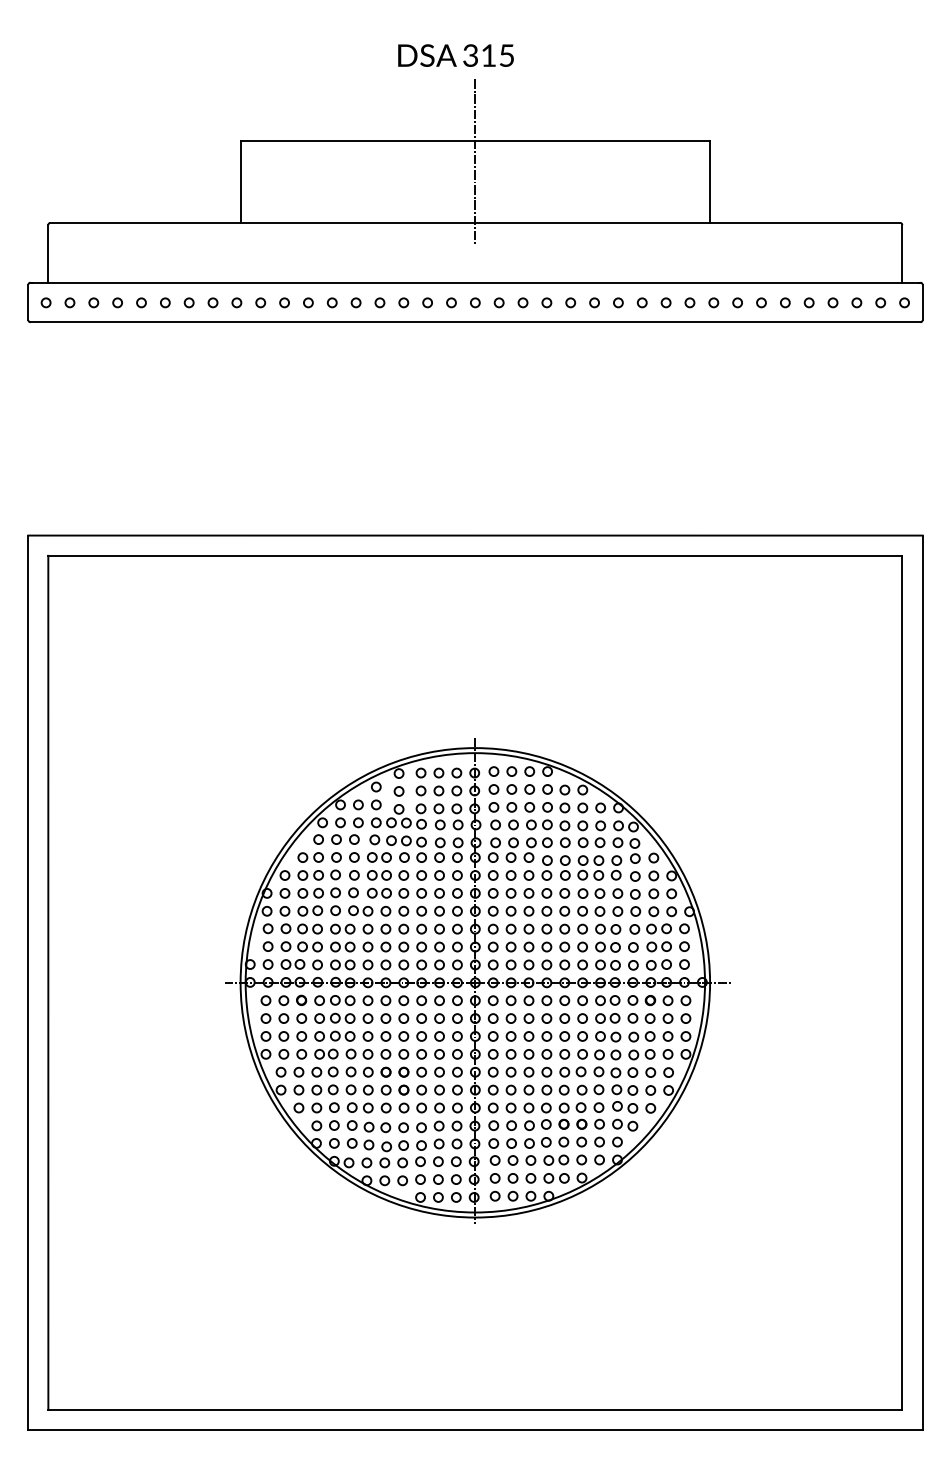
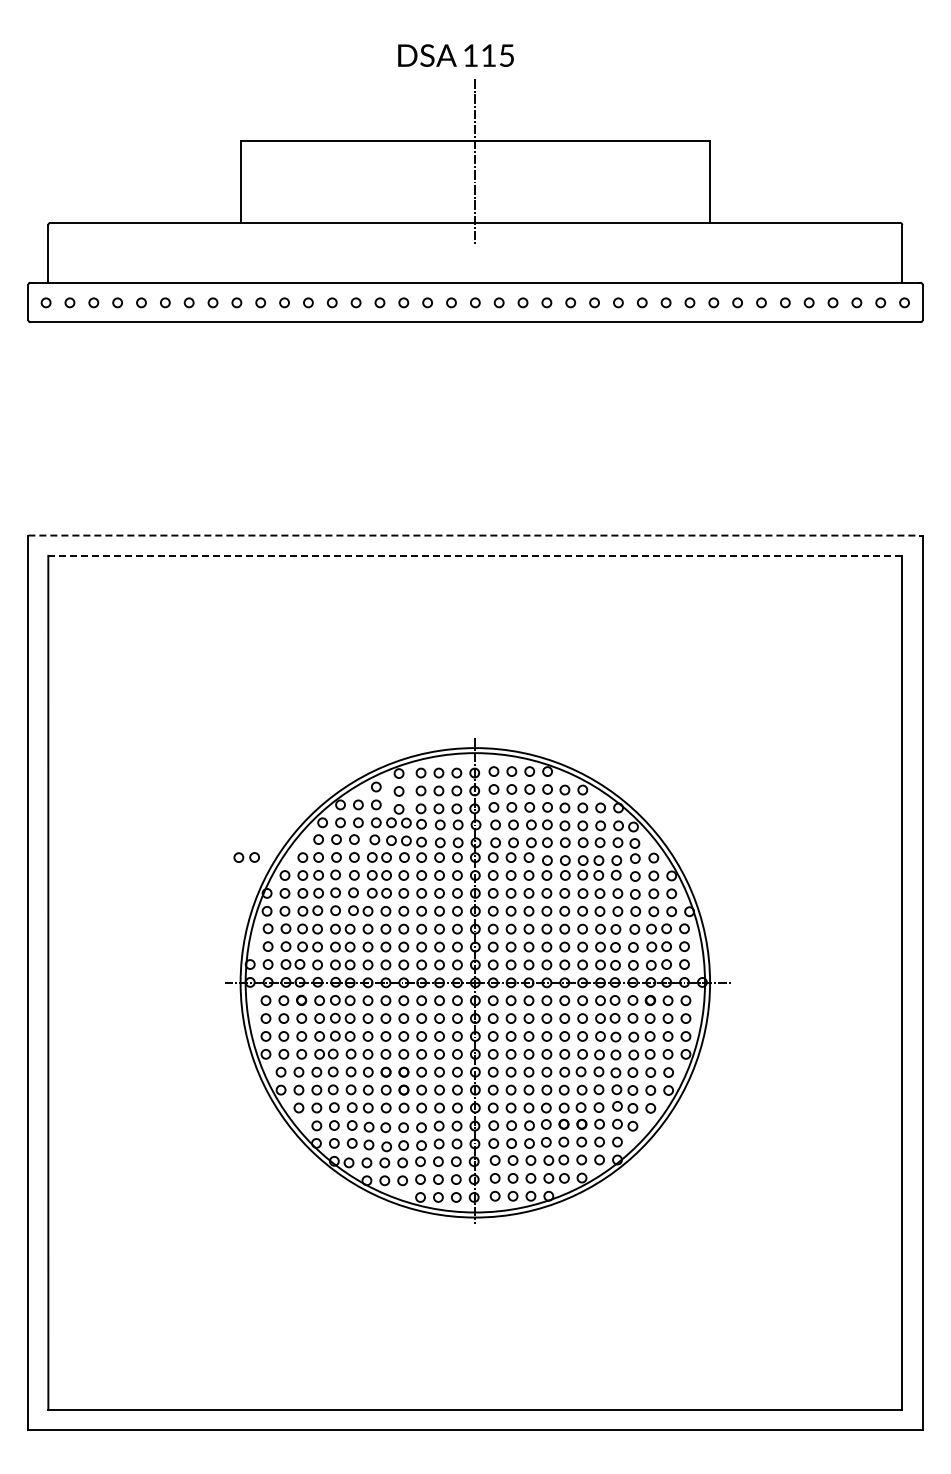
text: 315 -> 115 (470, 55)
line: solid -> dashed (476, 535)
line: solid -> dashed (474, 555)
part: none -> present (246, 857)
